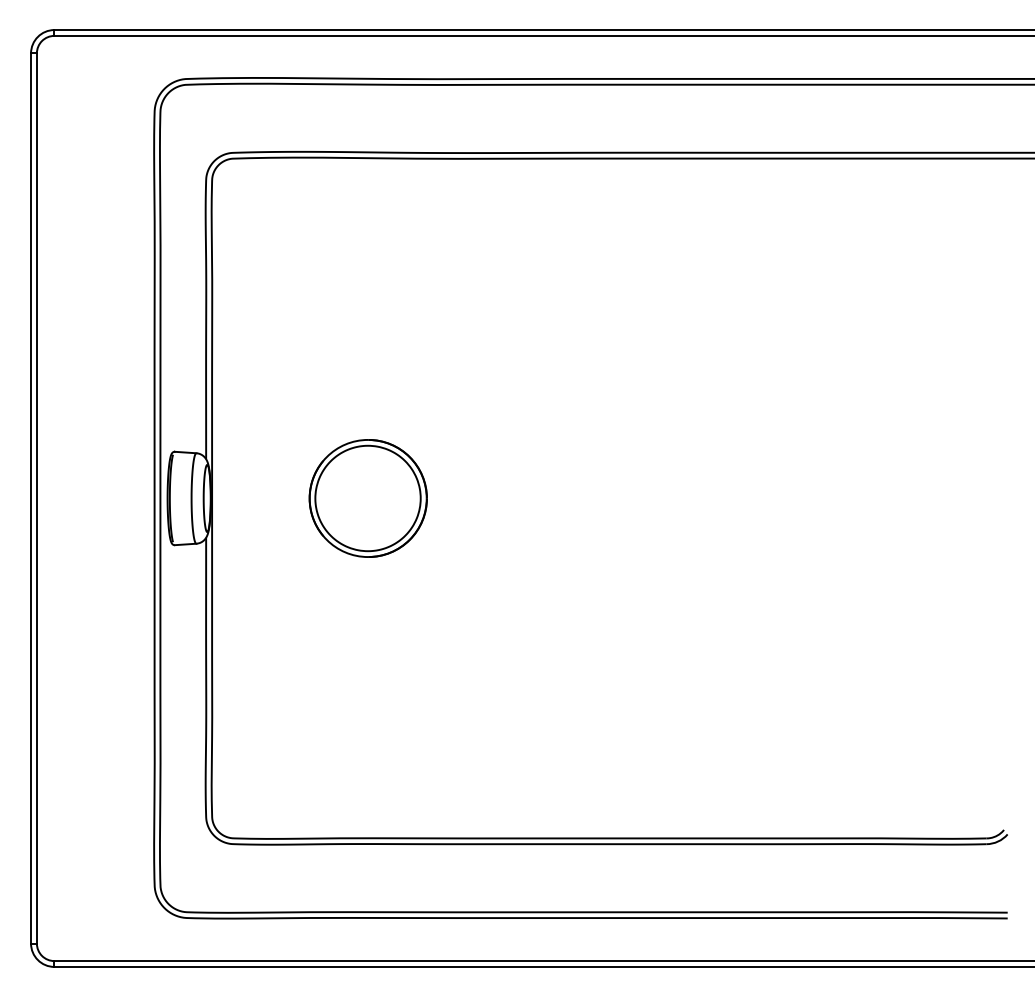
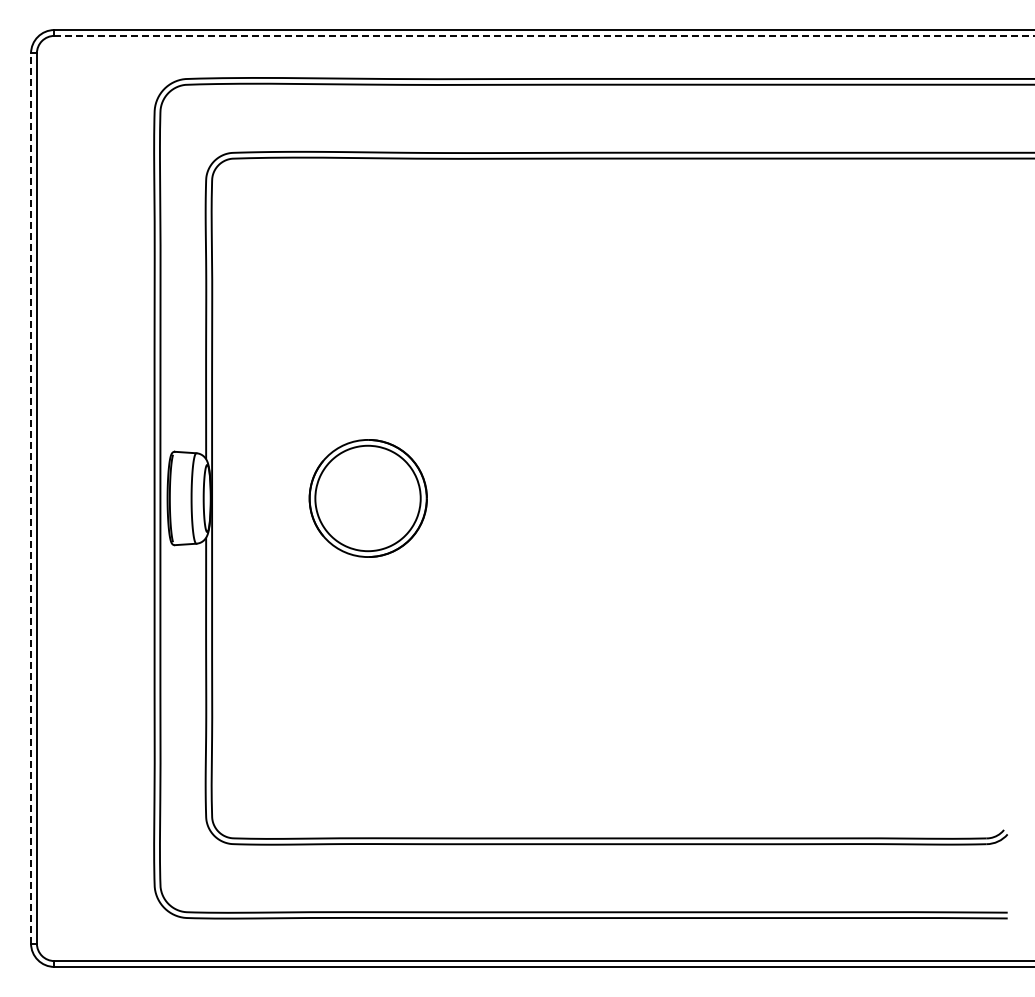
line: solid -> dashed (544, 35)
line: solid -> dashed (31, 498)
